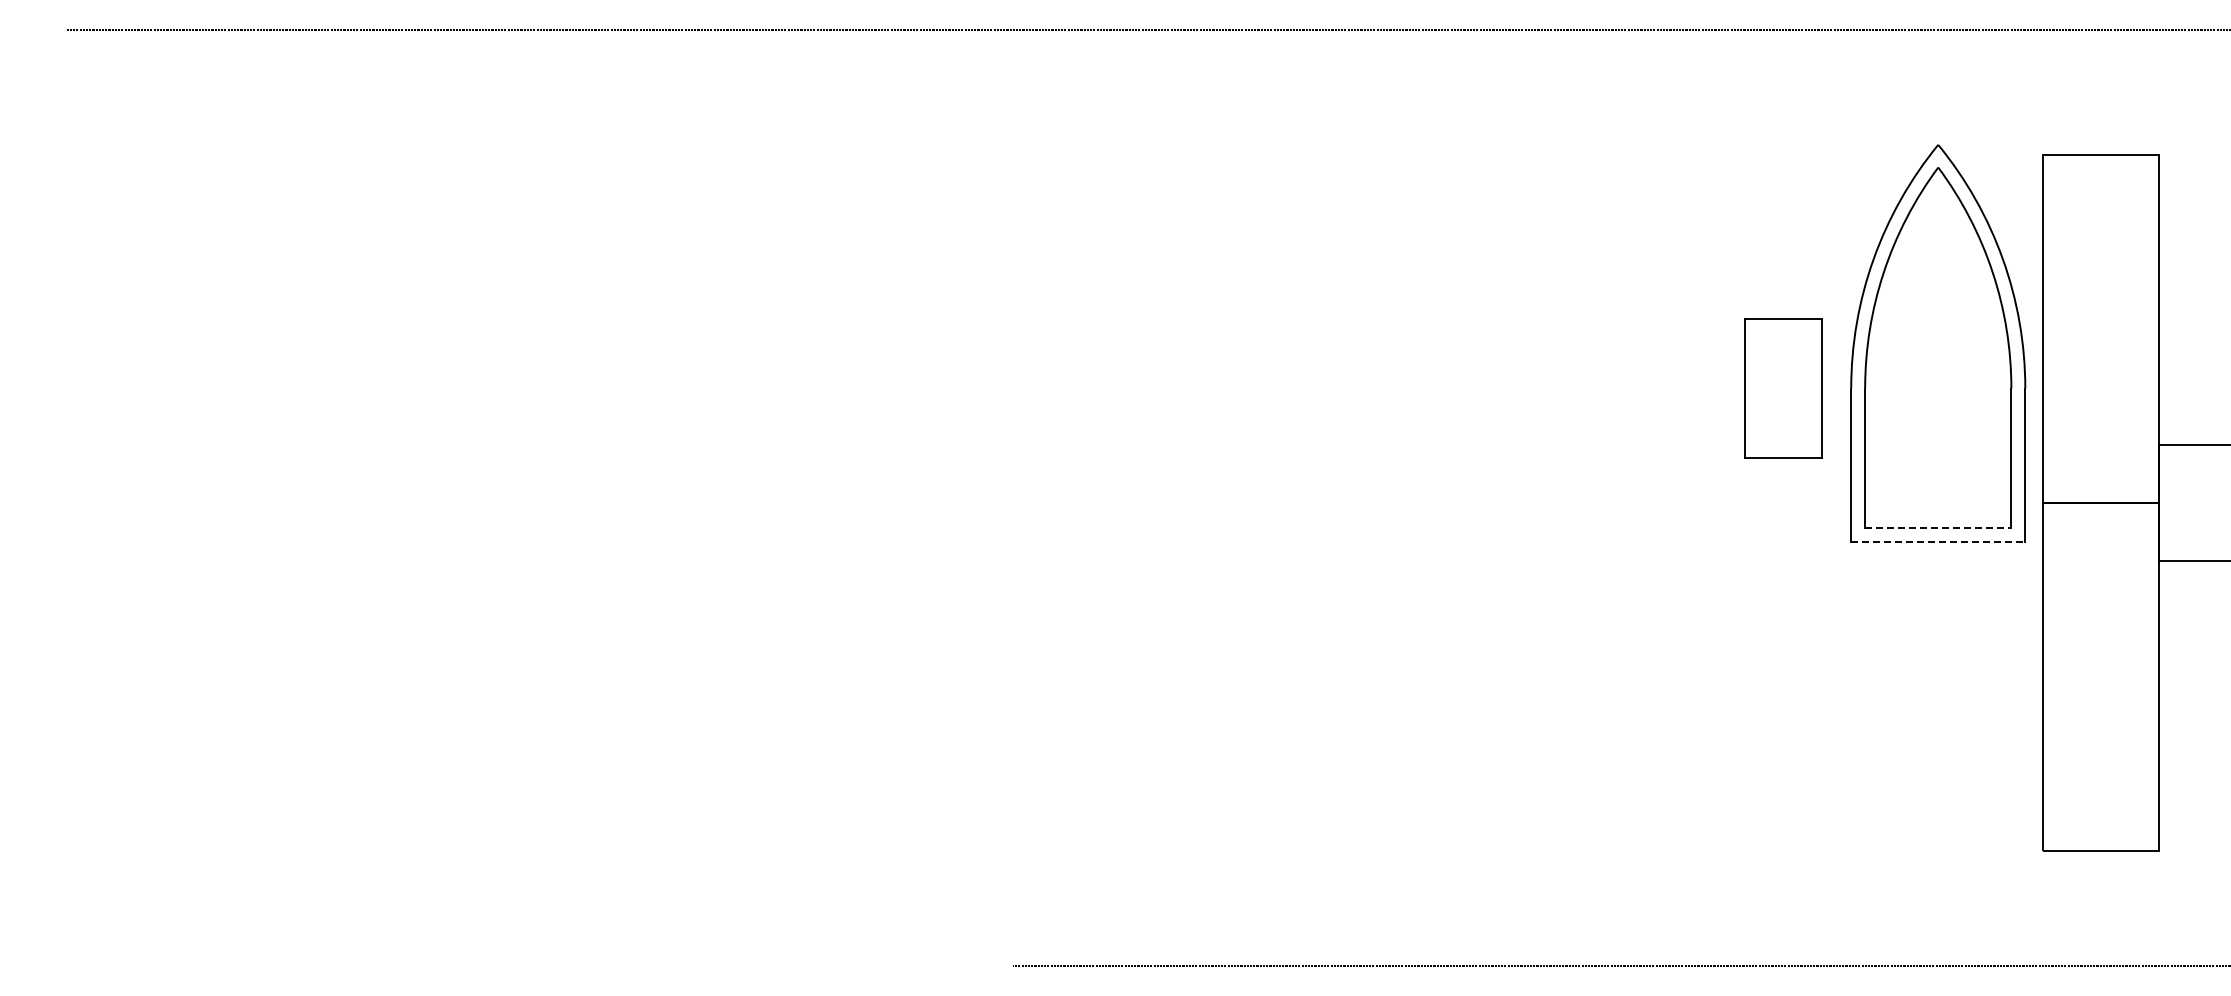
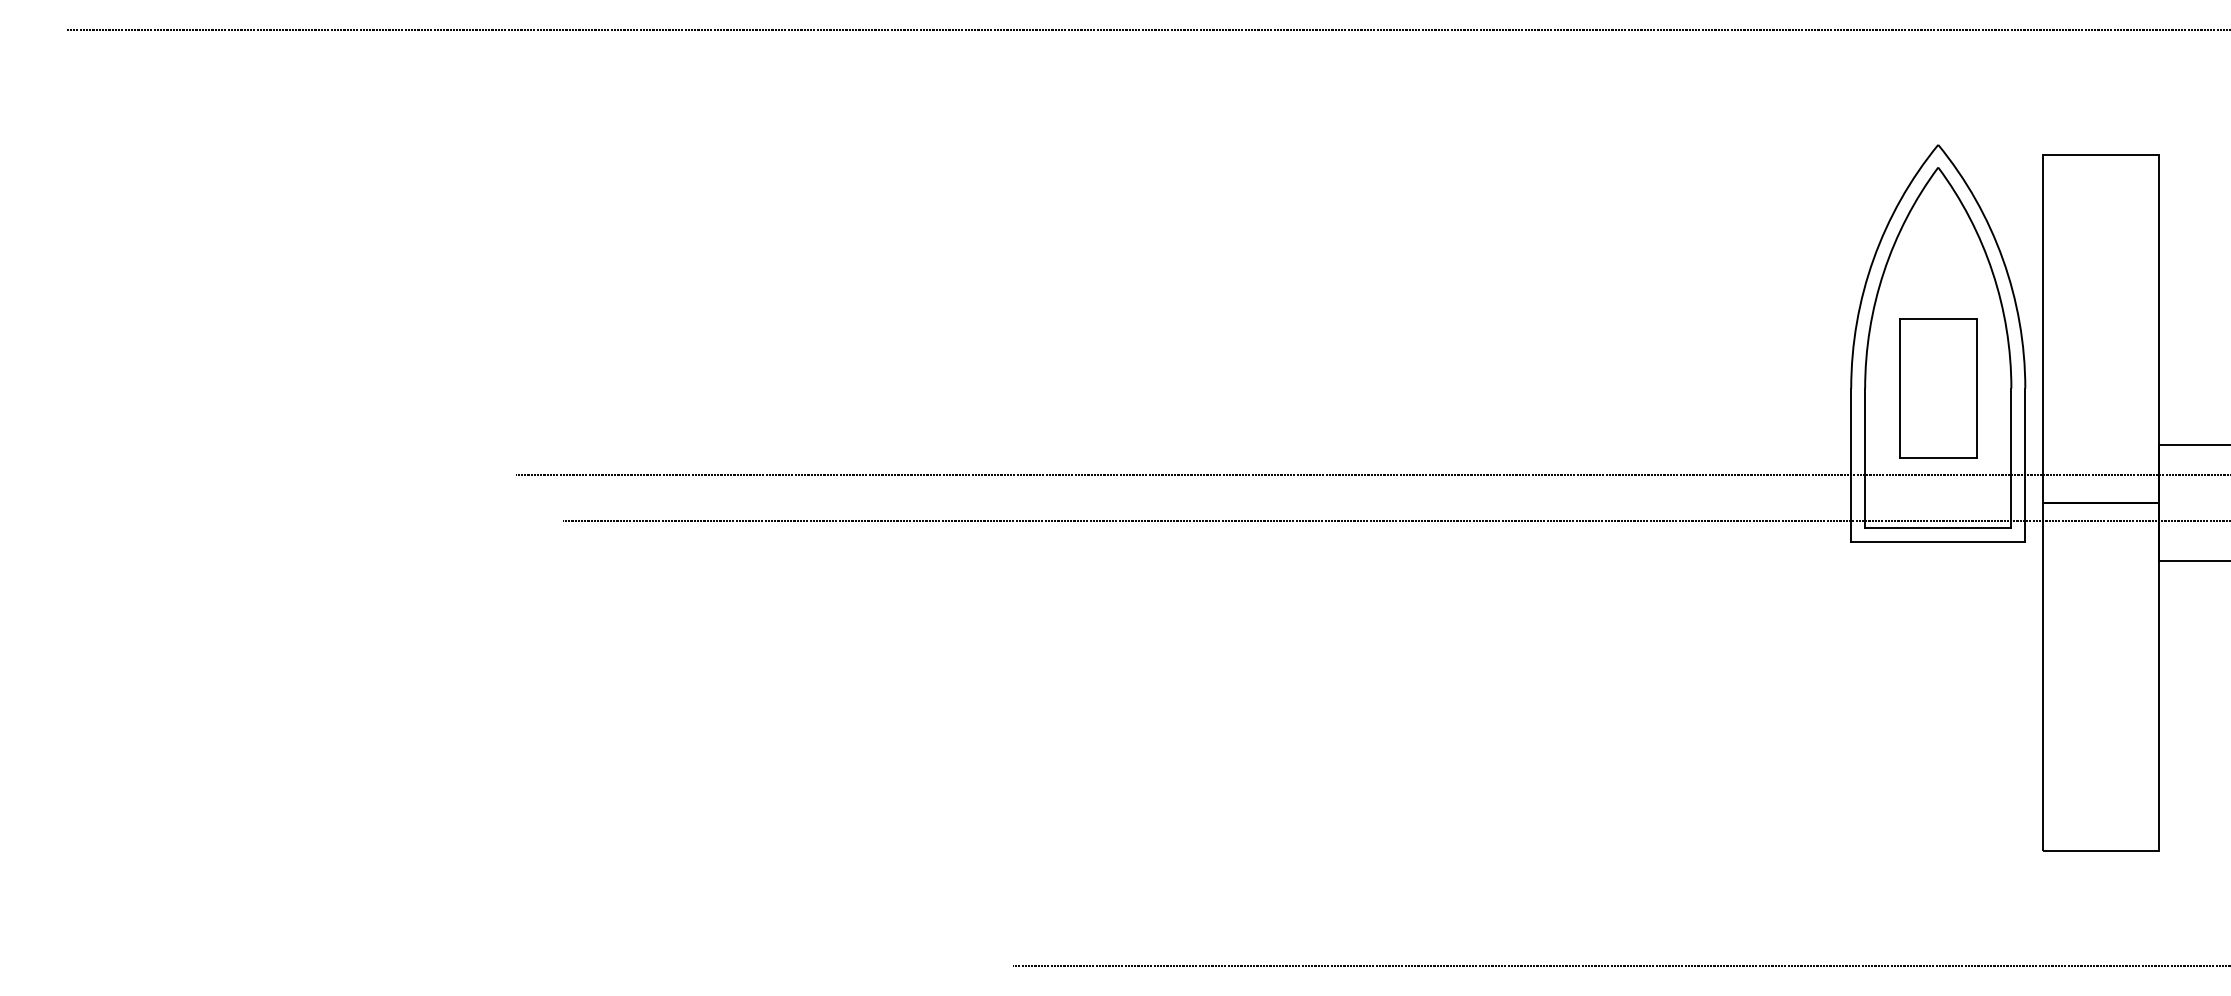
part position: (1783, 388) -> (1938, 388) (1938, 388)
line: none -> present (1371, 474)
line: none -> present (1395, 521)
line: dashed -> solid (1938, 527)
line: dashed -> solid (1938, 541)
